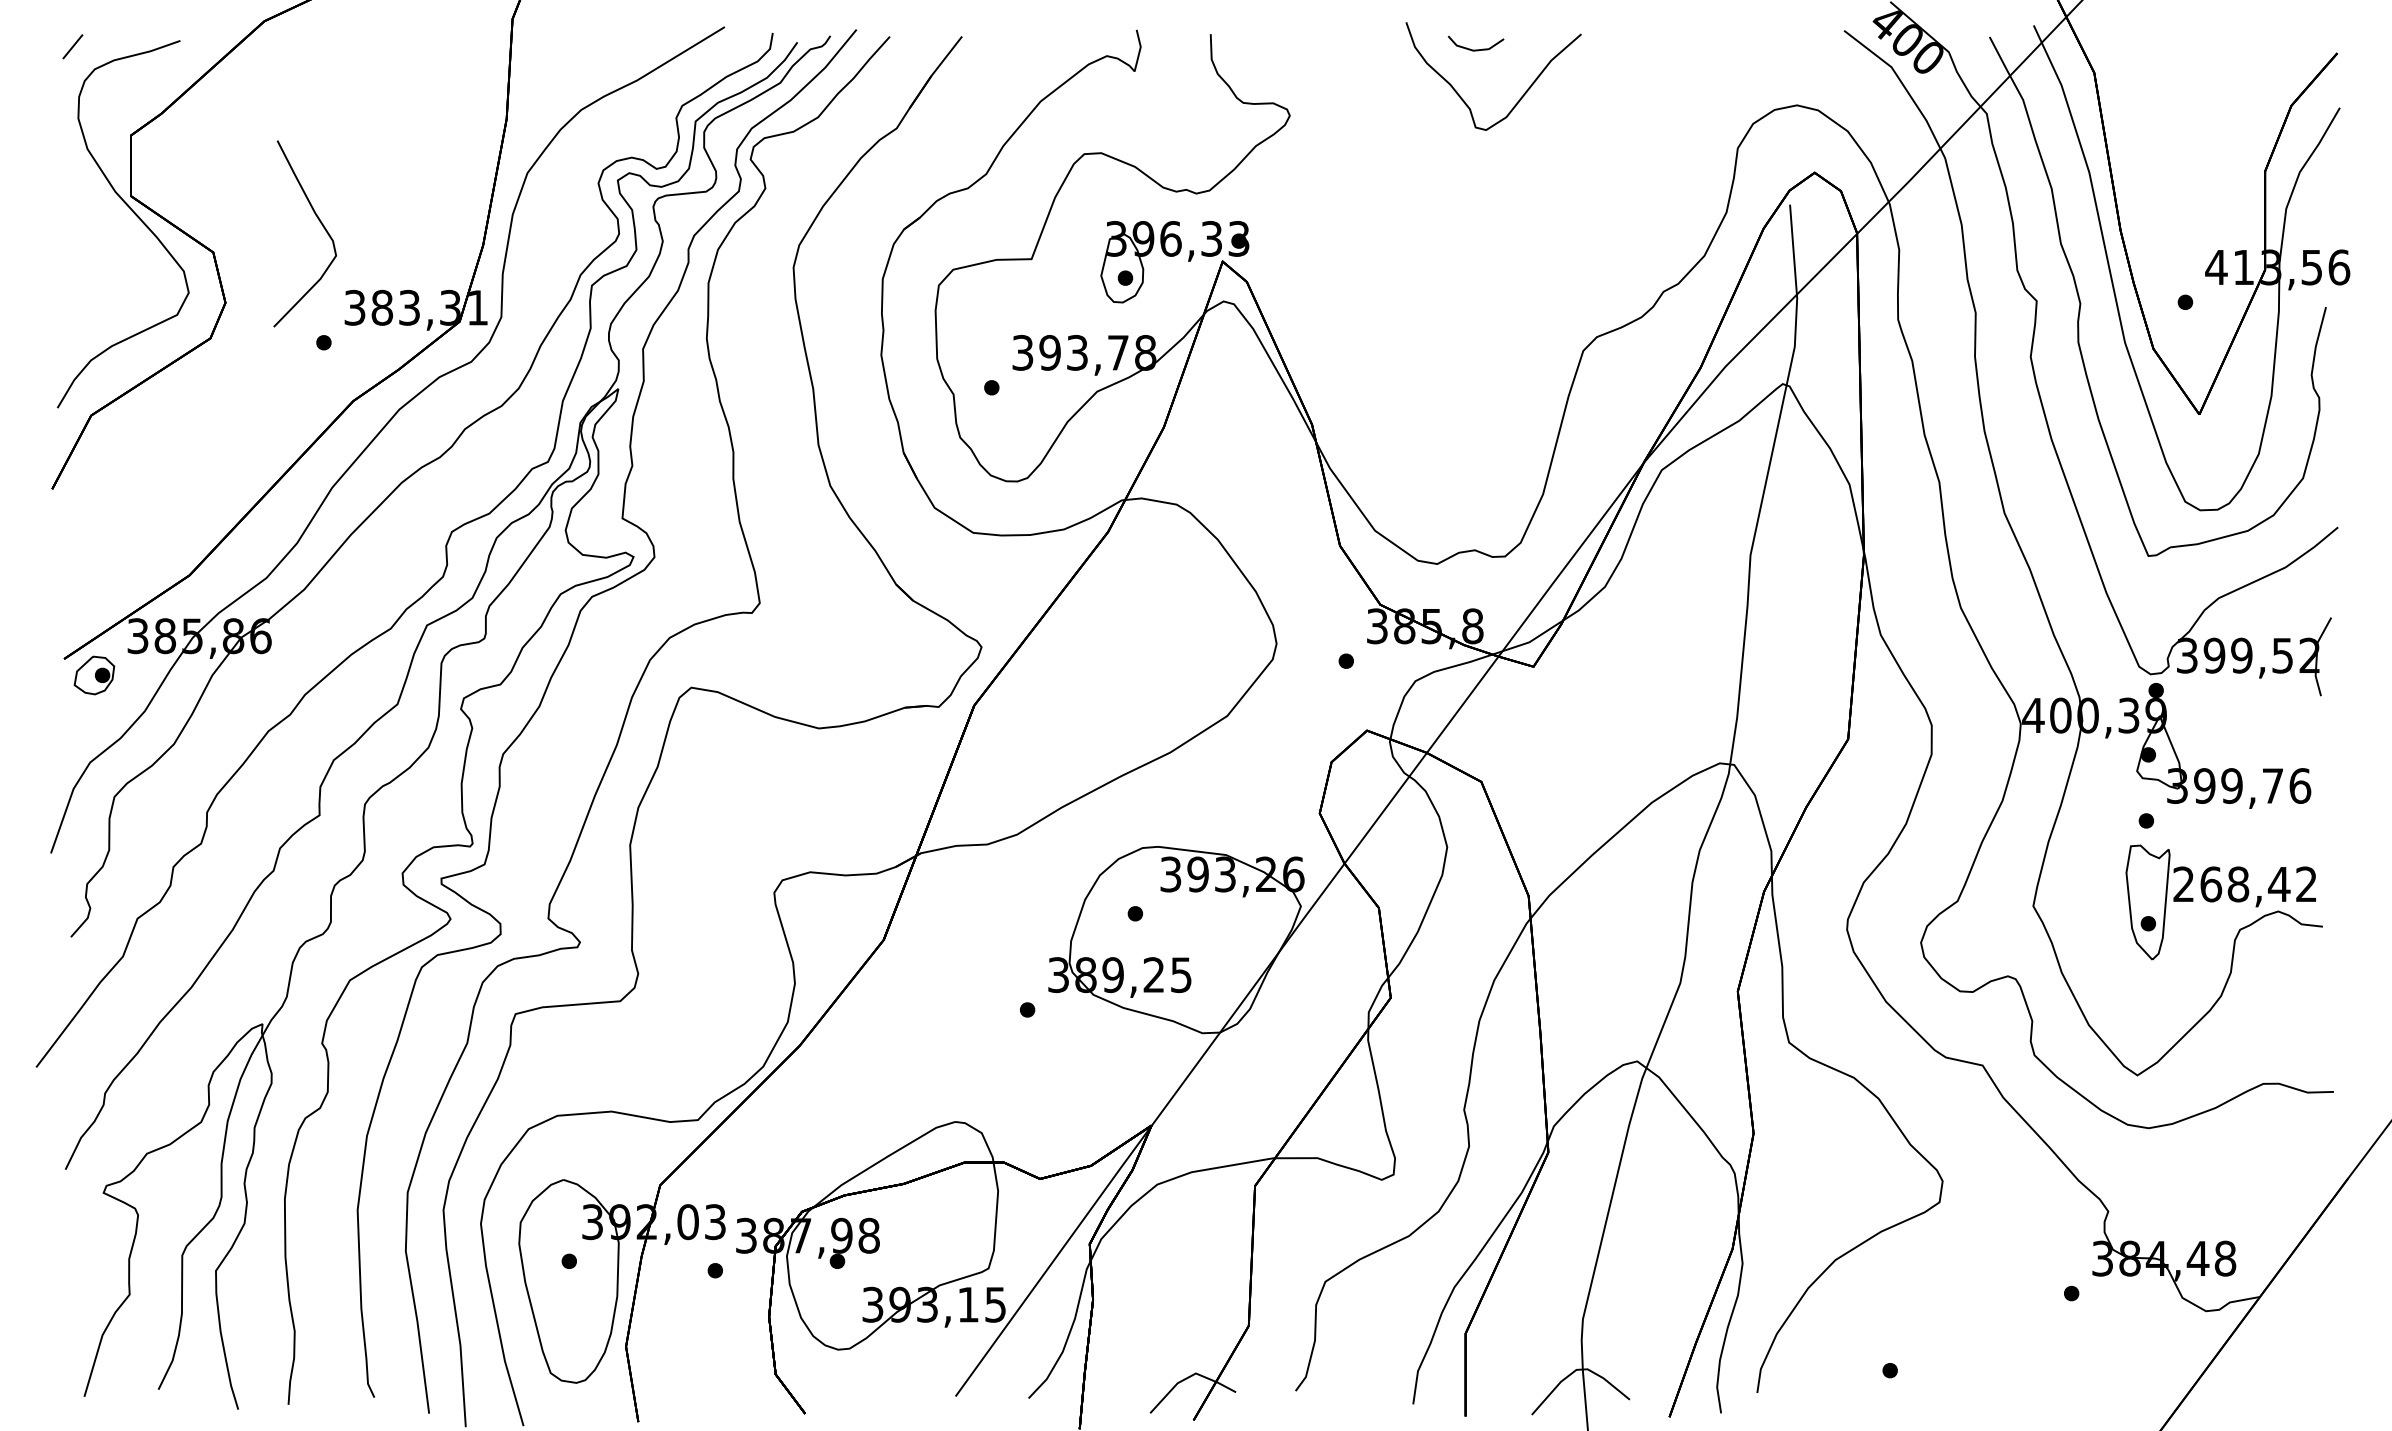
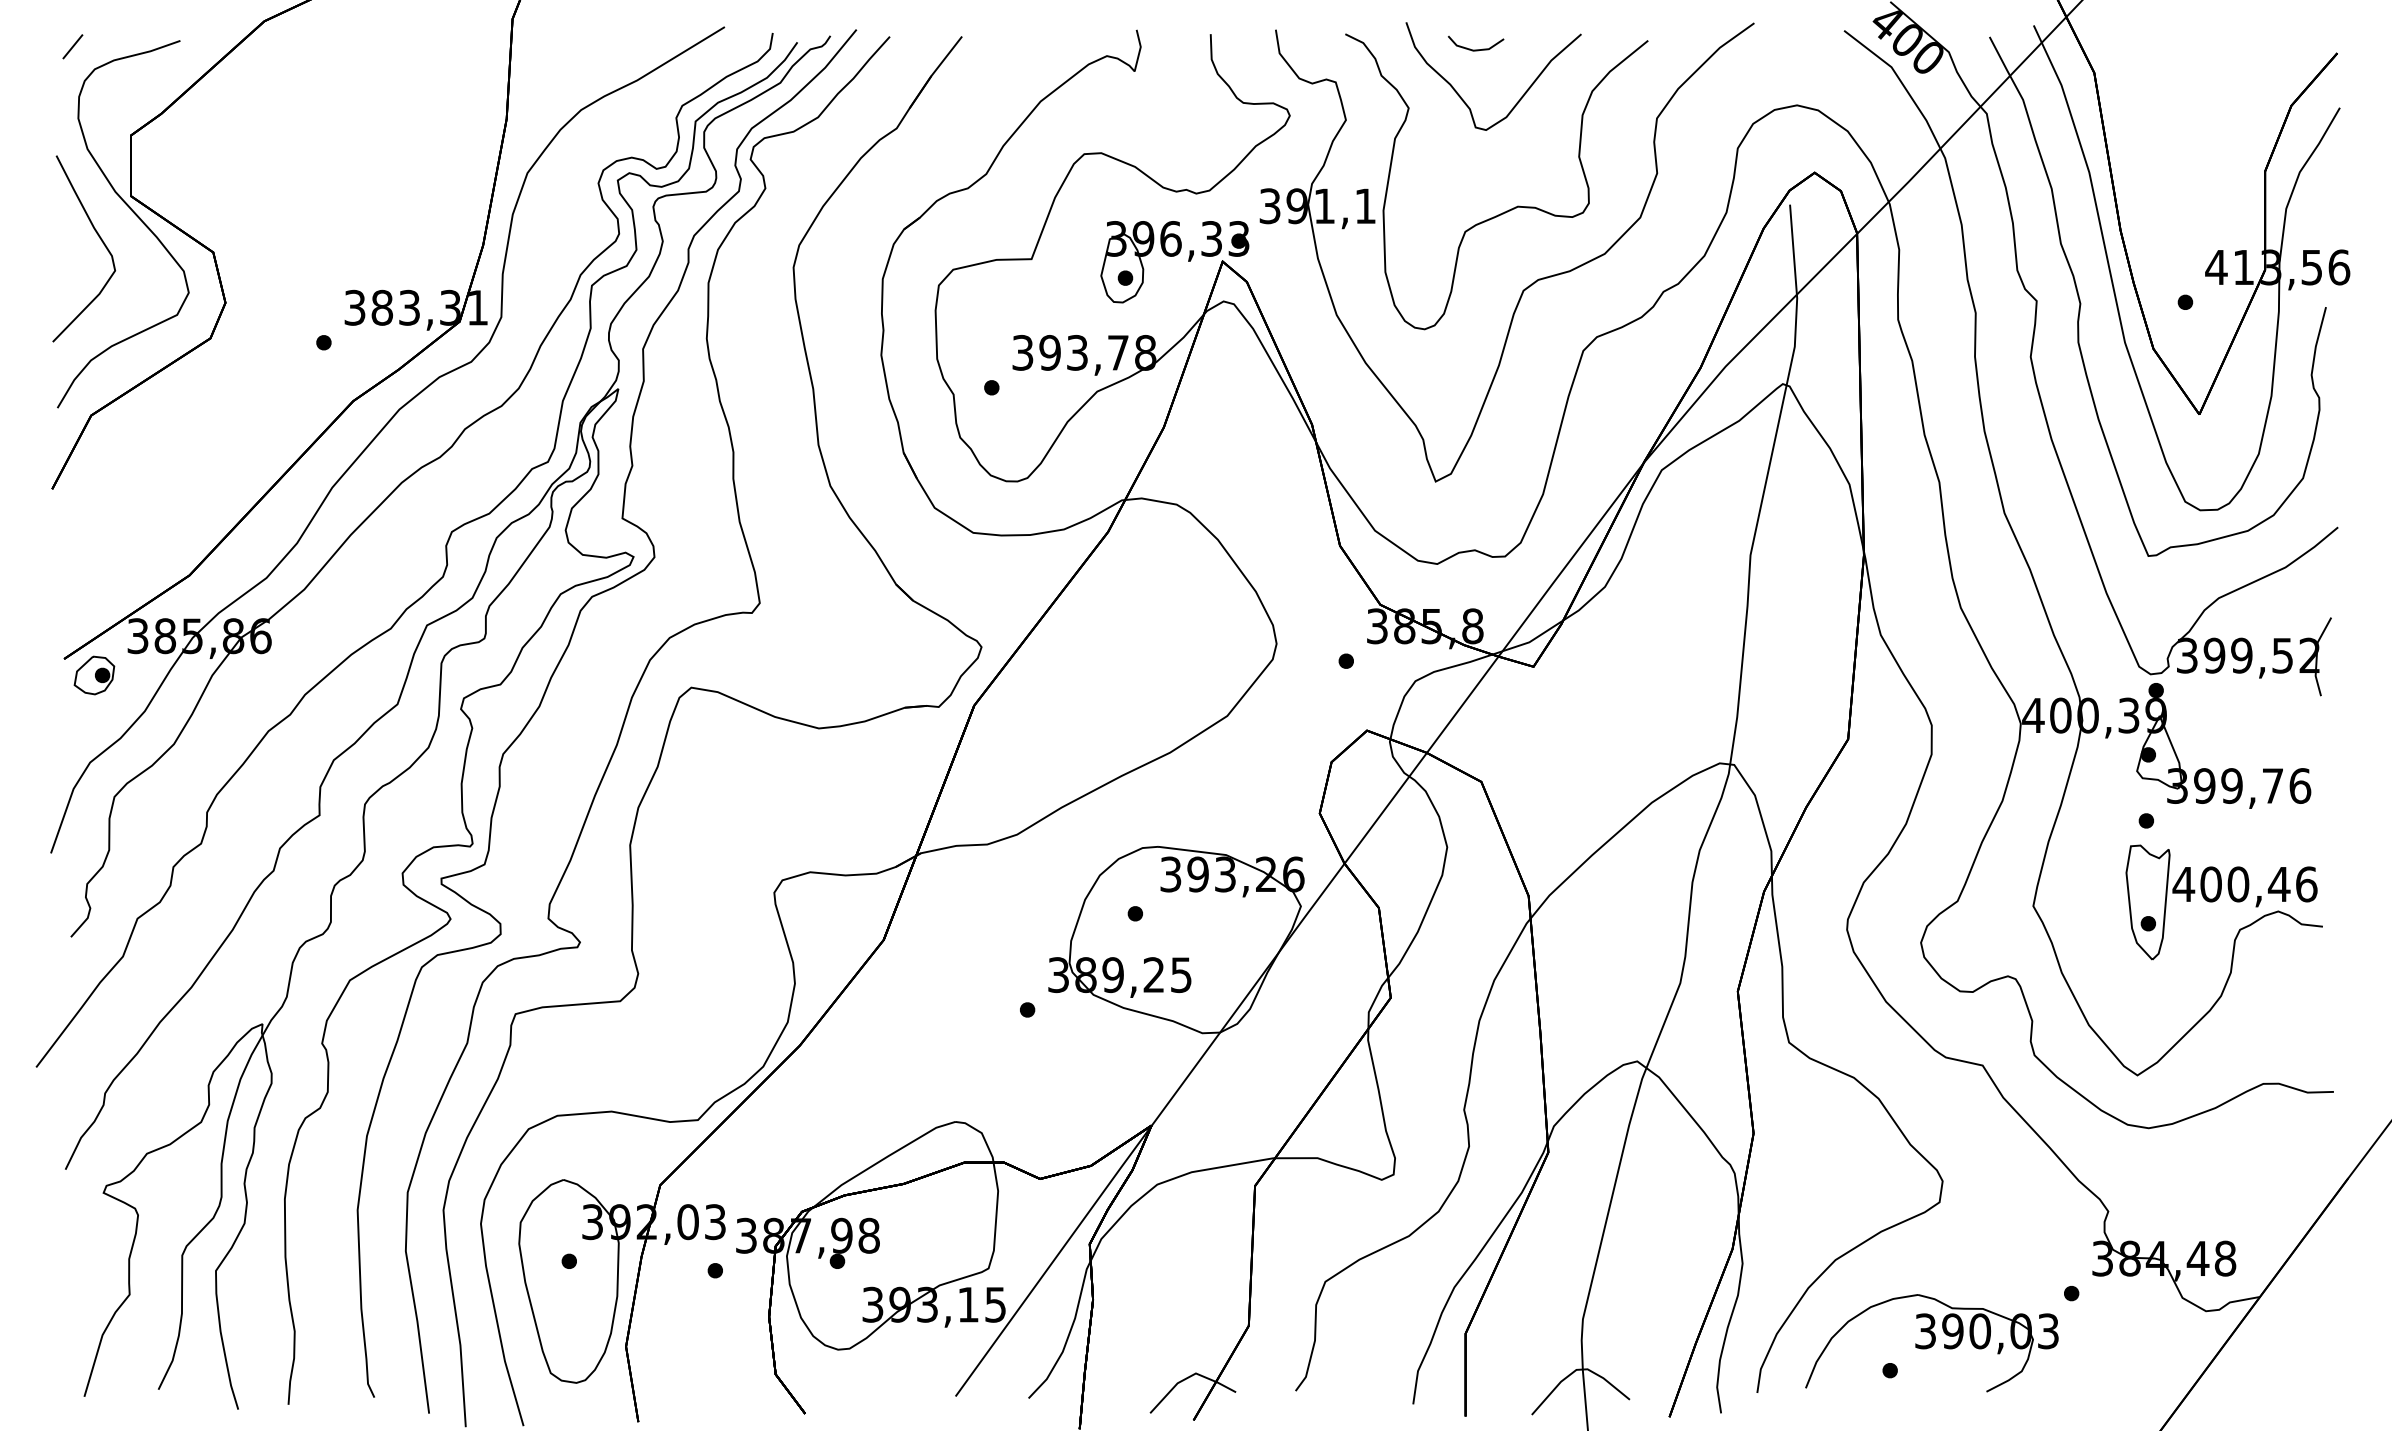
part: none -> present (1492, 219)
curve position: (320, 223) -> (99, 238) (99, 238)
text: 268,42 -> 400,46 (2244, 884)
part: none -> present (1931, 1343)
